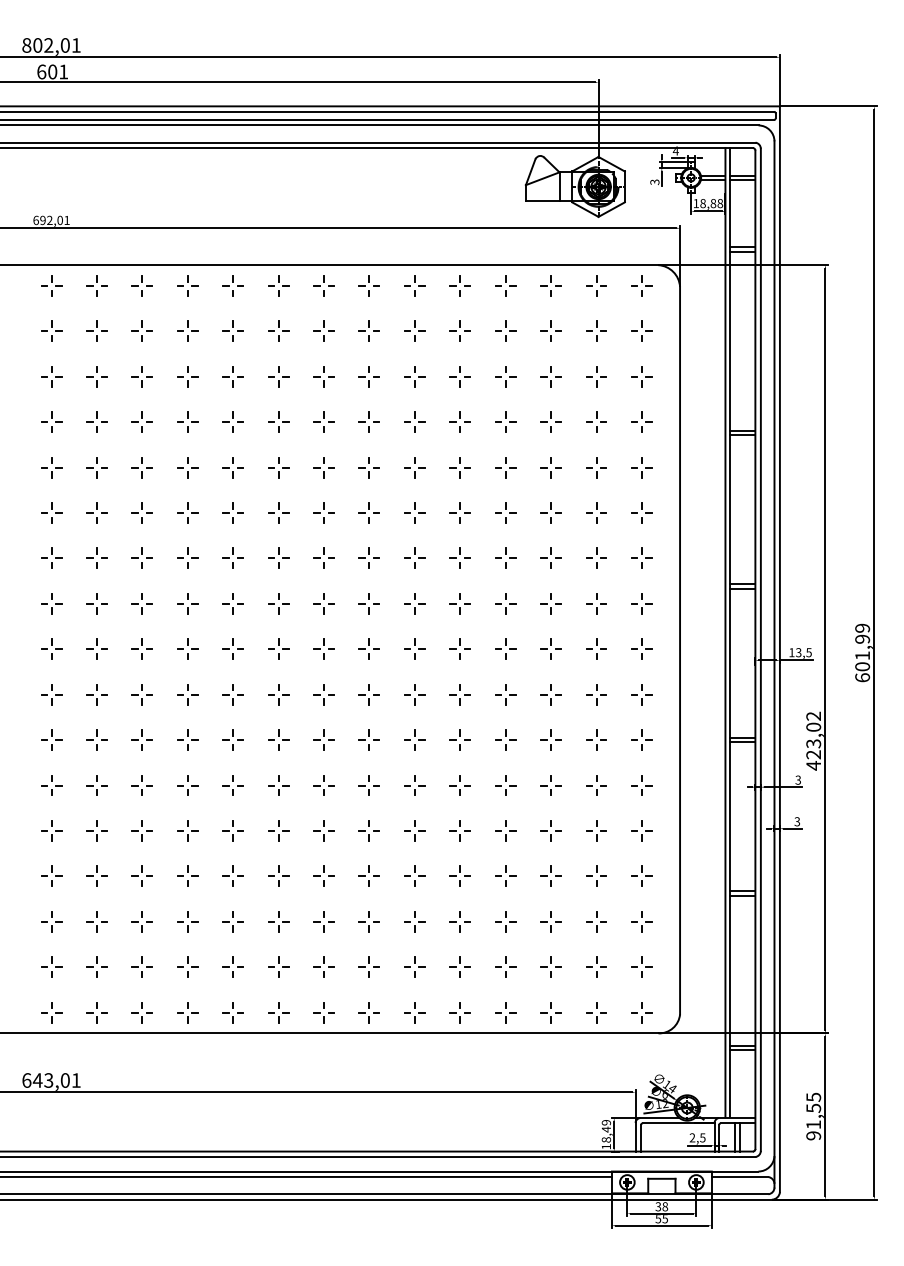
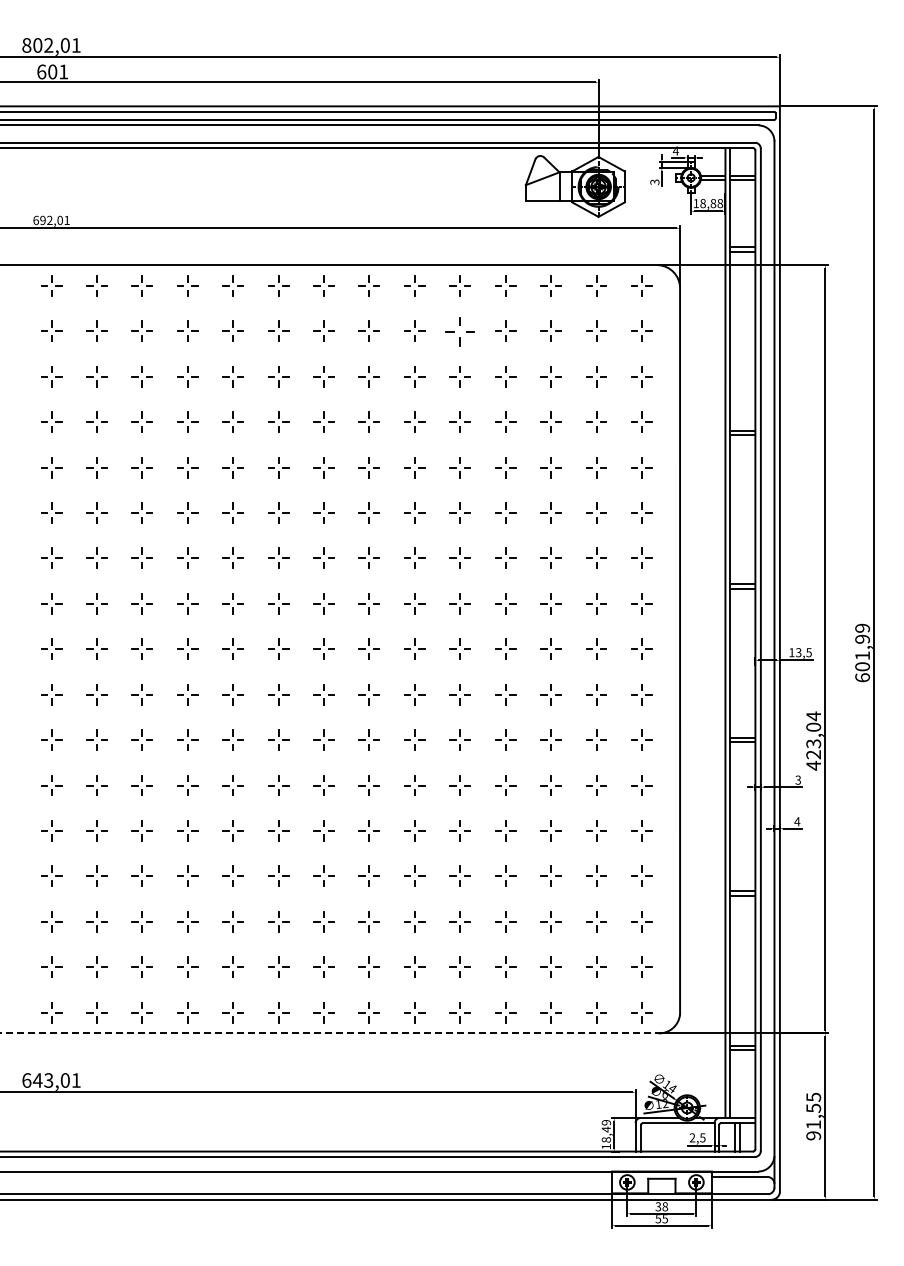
part size: 22x22 px -> 30x30 px (459, 331)
text: 423,02 -> 423,04 (813, 716)
text: 3 -> 4 (797, 821)
line: solid -> dashed (329, 1033)
line: present -> none (306, 1176)
